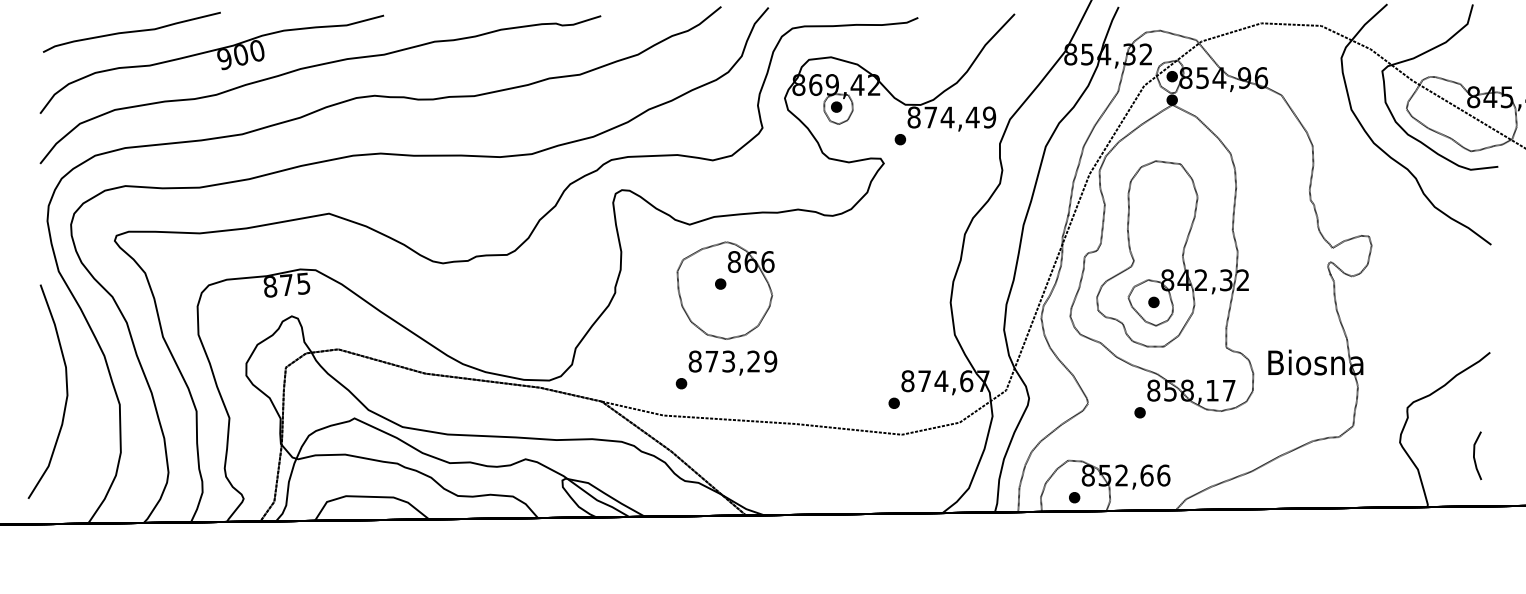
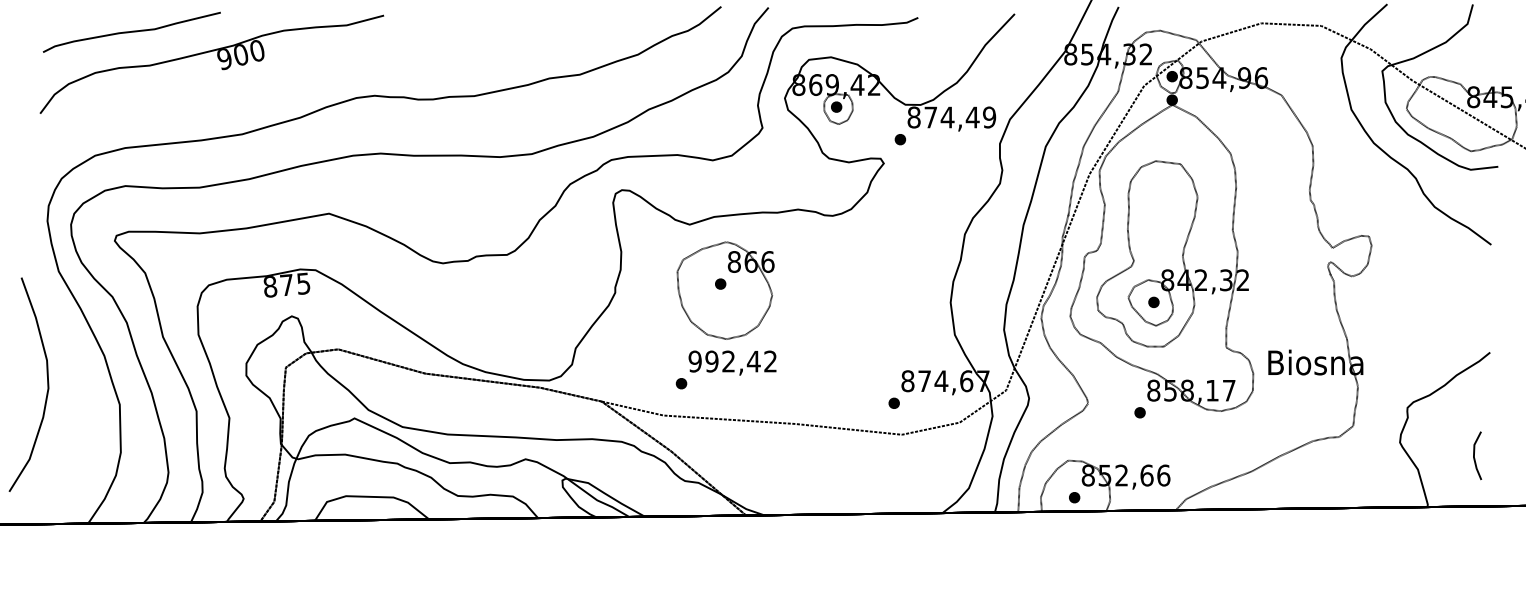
curve: present -> none (318, 66)
text: 873,29 -> 992,42 (732, 361)
curve position: (66, 391) -> (47, 384) (47, 384)
